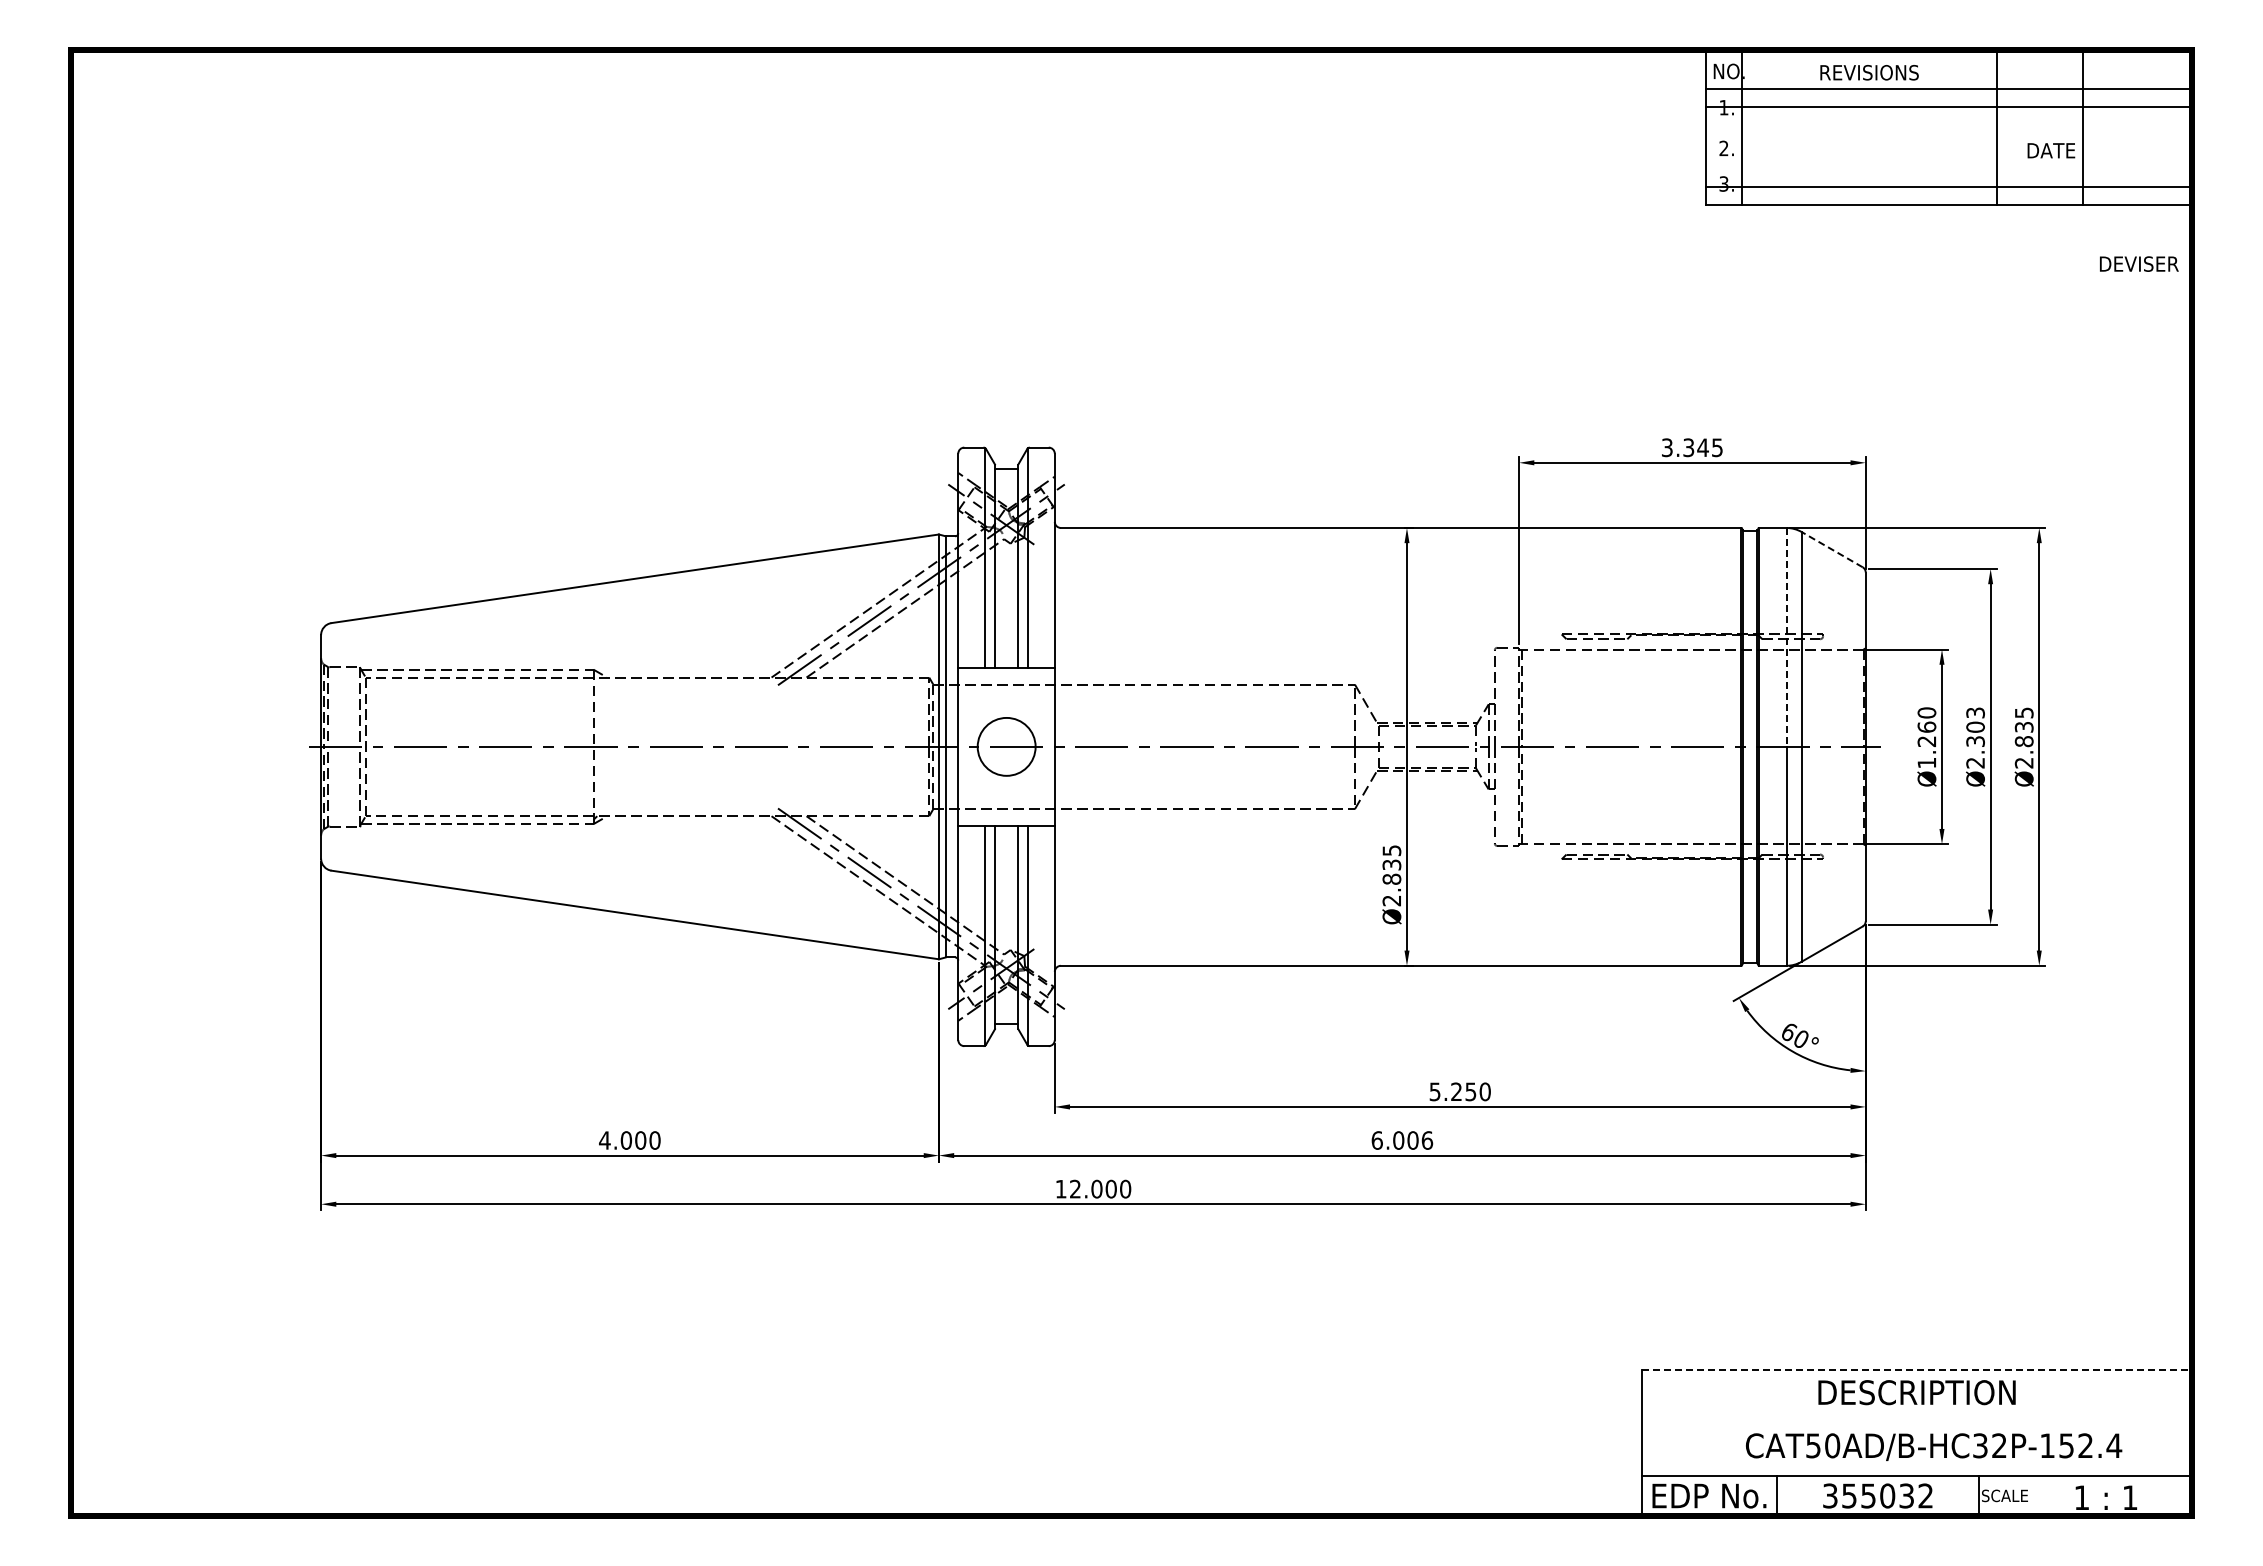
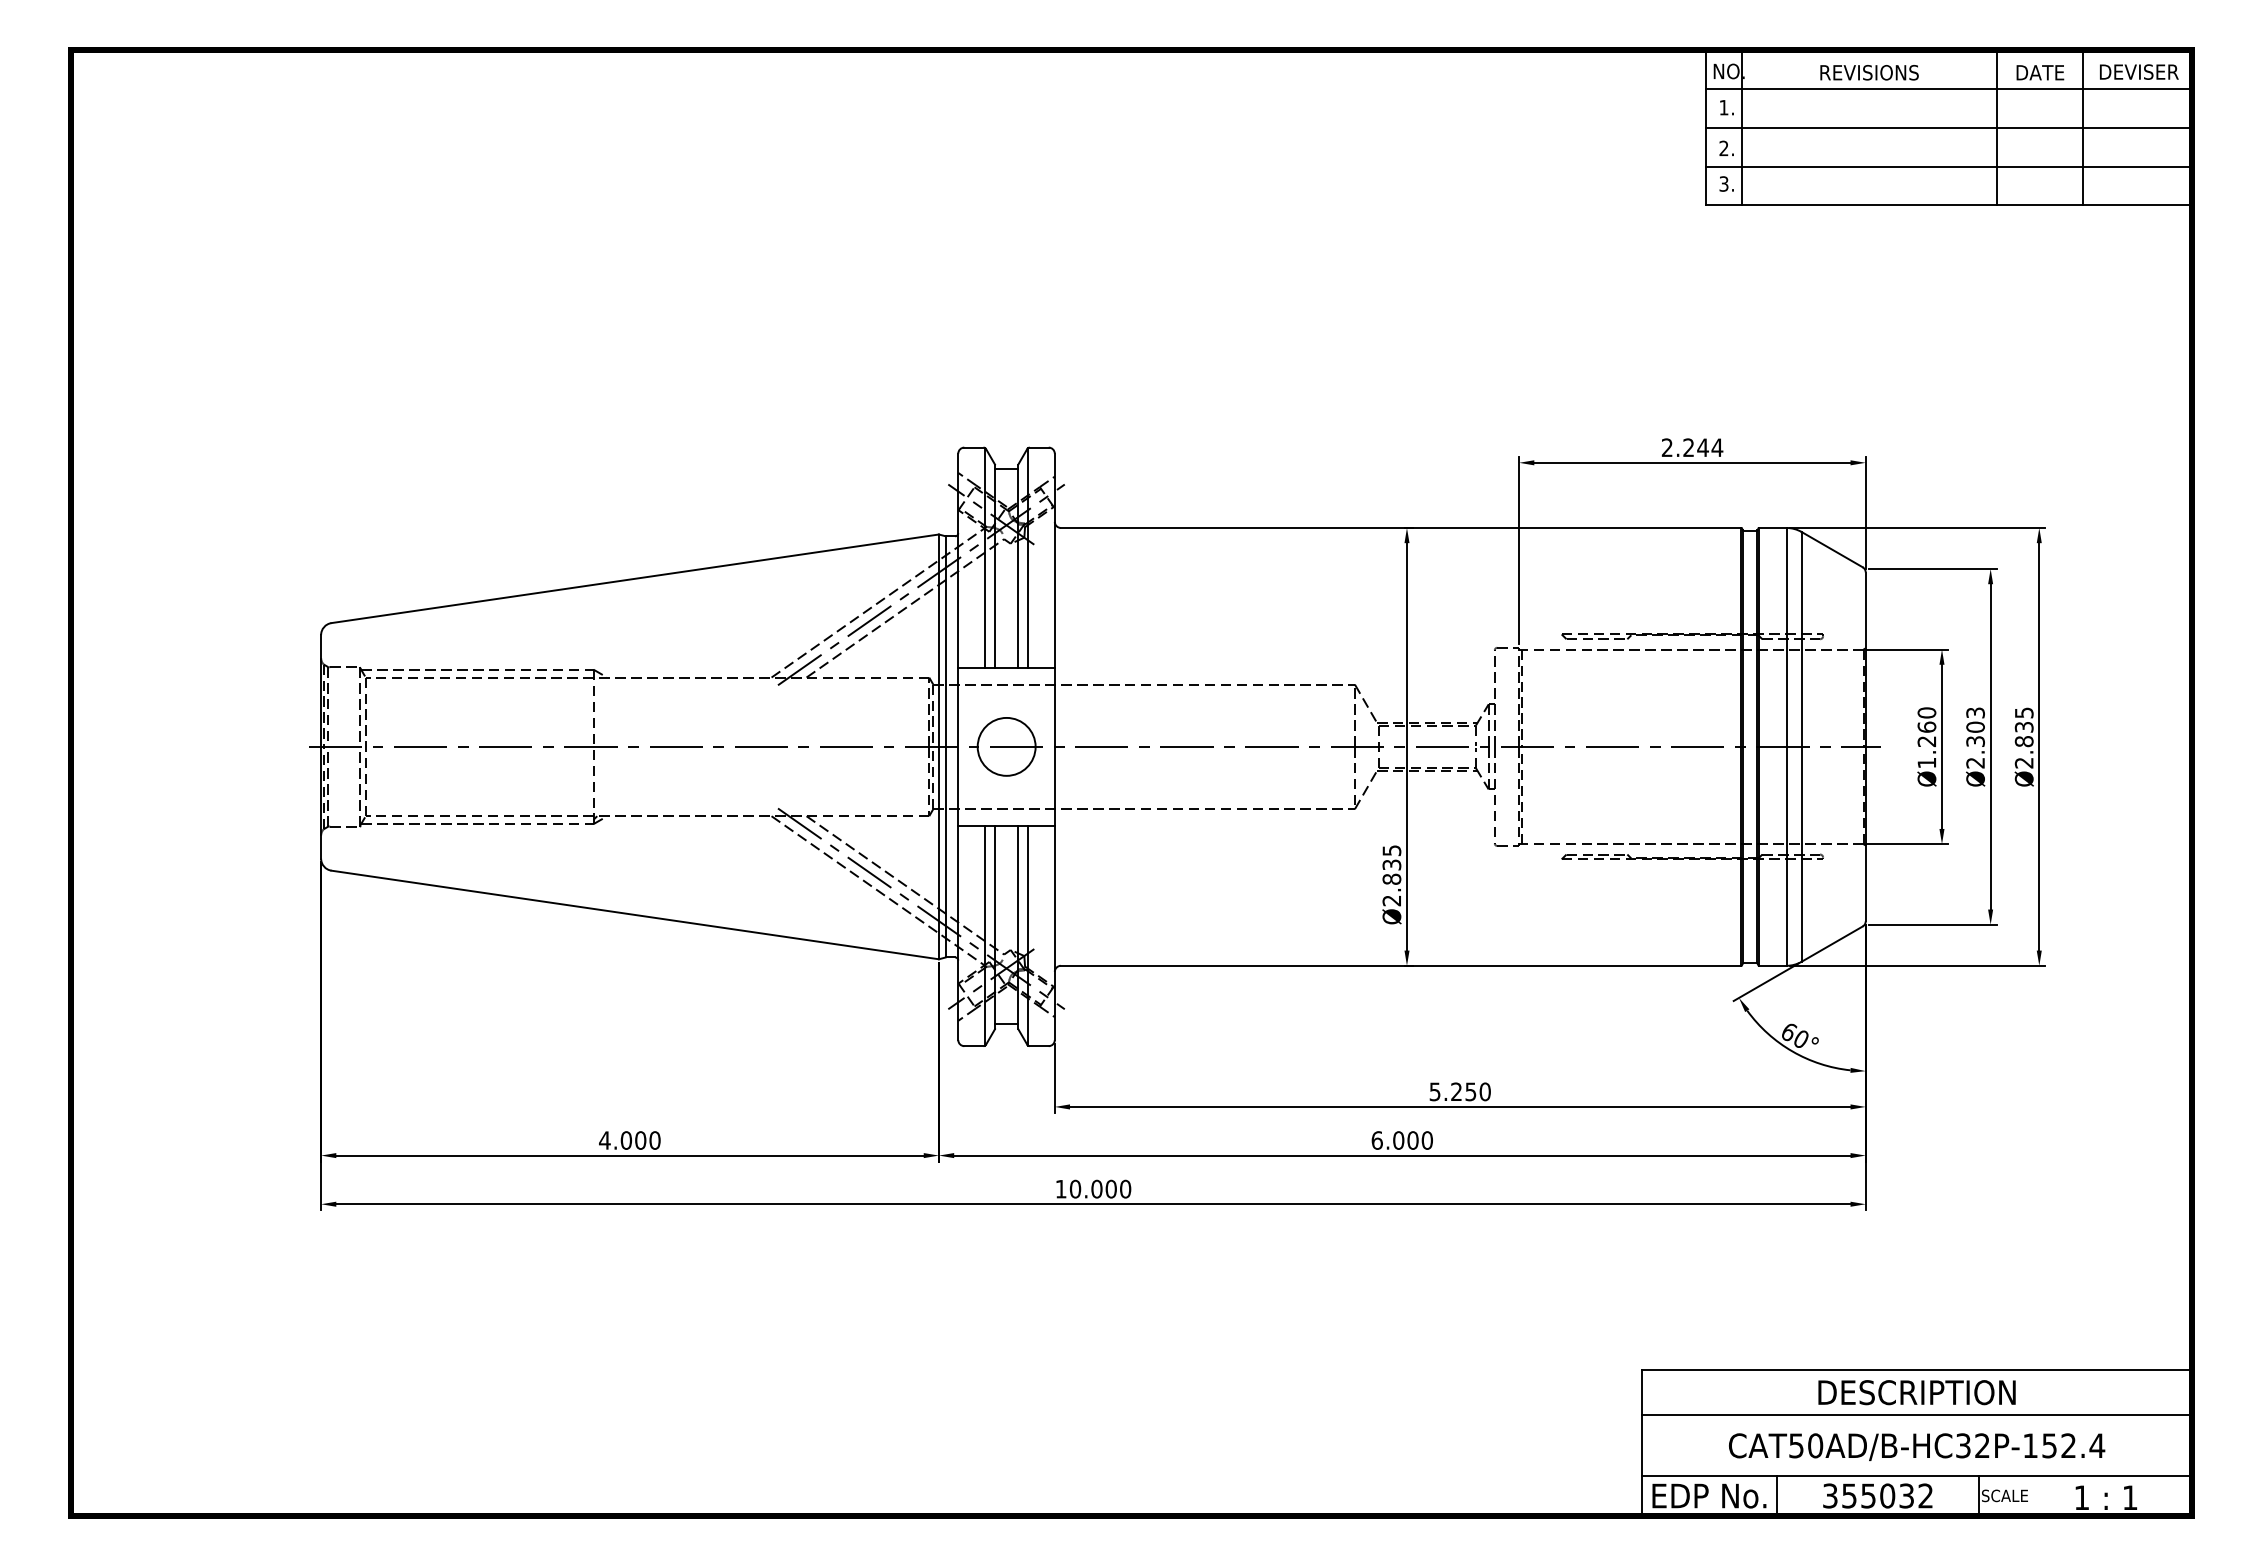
line position: (1948, 107) -> (1948, 128) (1948, 128)
text position: (2051, 150) -> (2040, 72) (2040, 72)
line position: (1948, 186) -> (1948, 166) (1948, 166)
text position: (2139, 263) -> (2139, 71) (2139, 71)
text: 3.345 -> 2.244 (1692, 447)
line: dashed -> solid (1831, 549)
line: dashed -> solid (1786, 637)
text: 6.006 -> 6.000 (1427, 1140)
text: 12.000 -> 10.000 (1075, 1188)
line: dashed -> solid (1917, 1369)
line: none -> present (1917, 1415)
text position: (1934, 1446) -> (1917, 1446) (1917, 1446)
